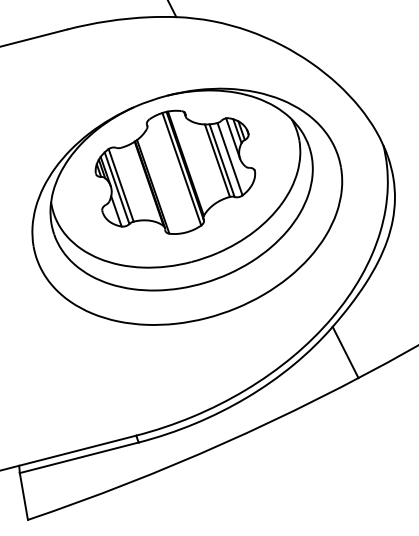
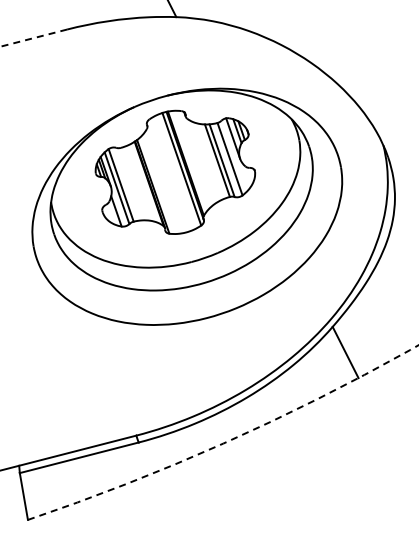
line: solid -> dashed (33, 38)
arc: solid -> dashed (227, 441)
